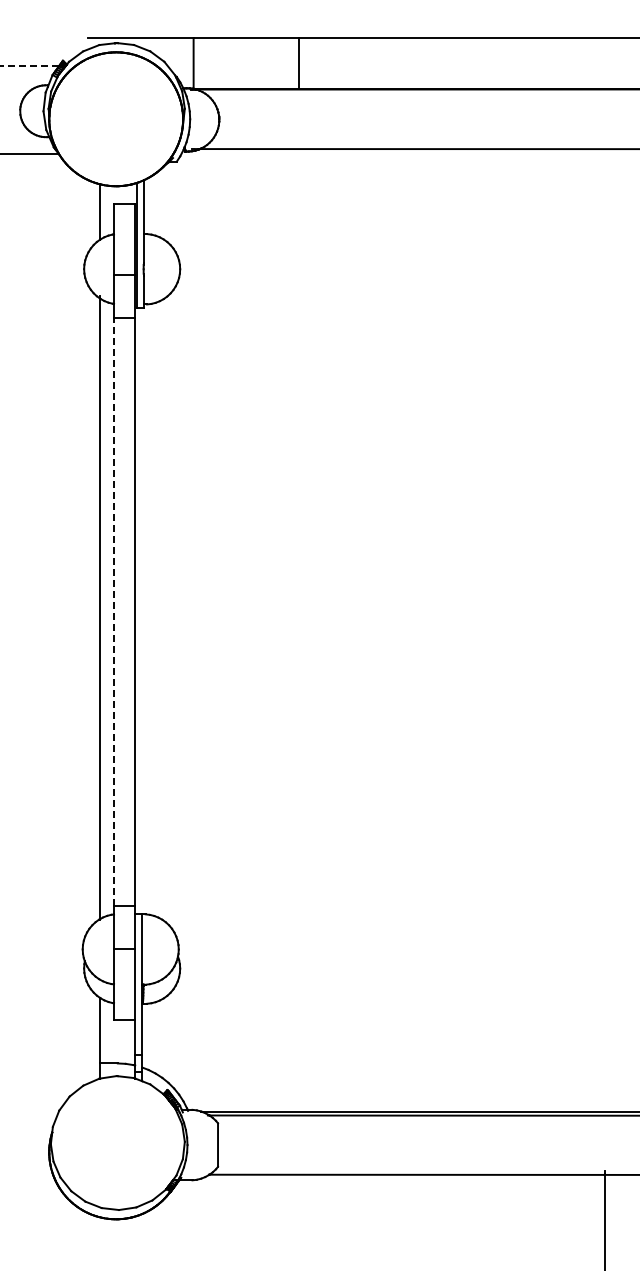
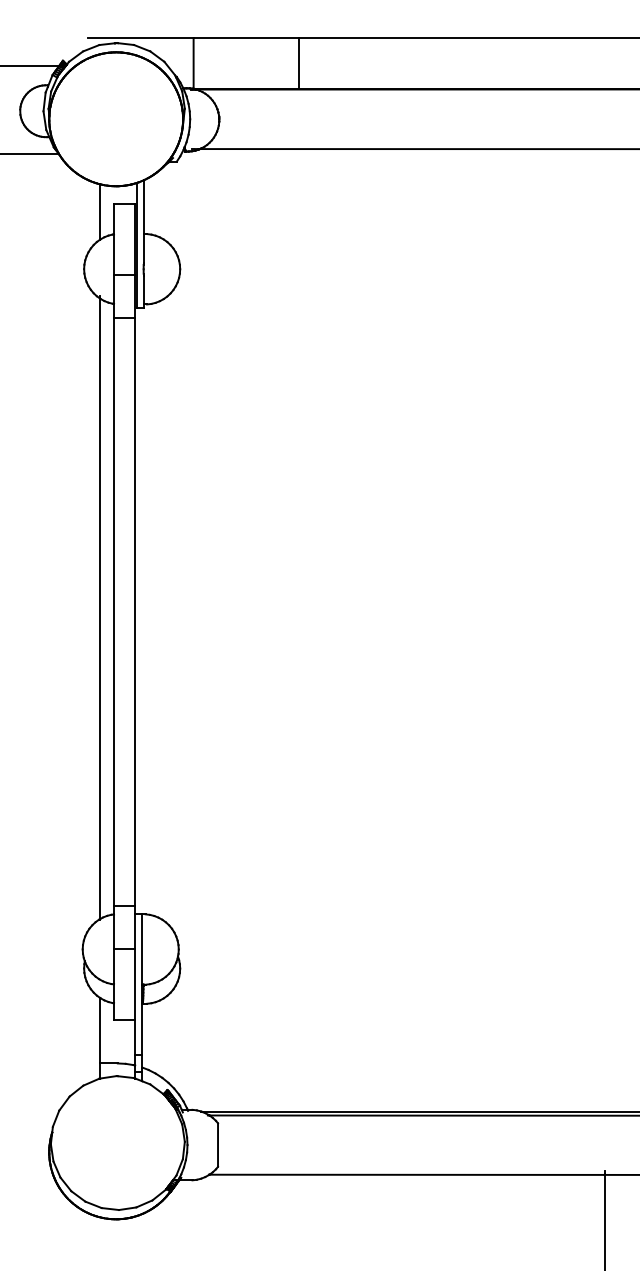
line: dashed -> solid (29, 65)
line: dashed -> solid (114, 612)
